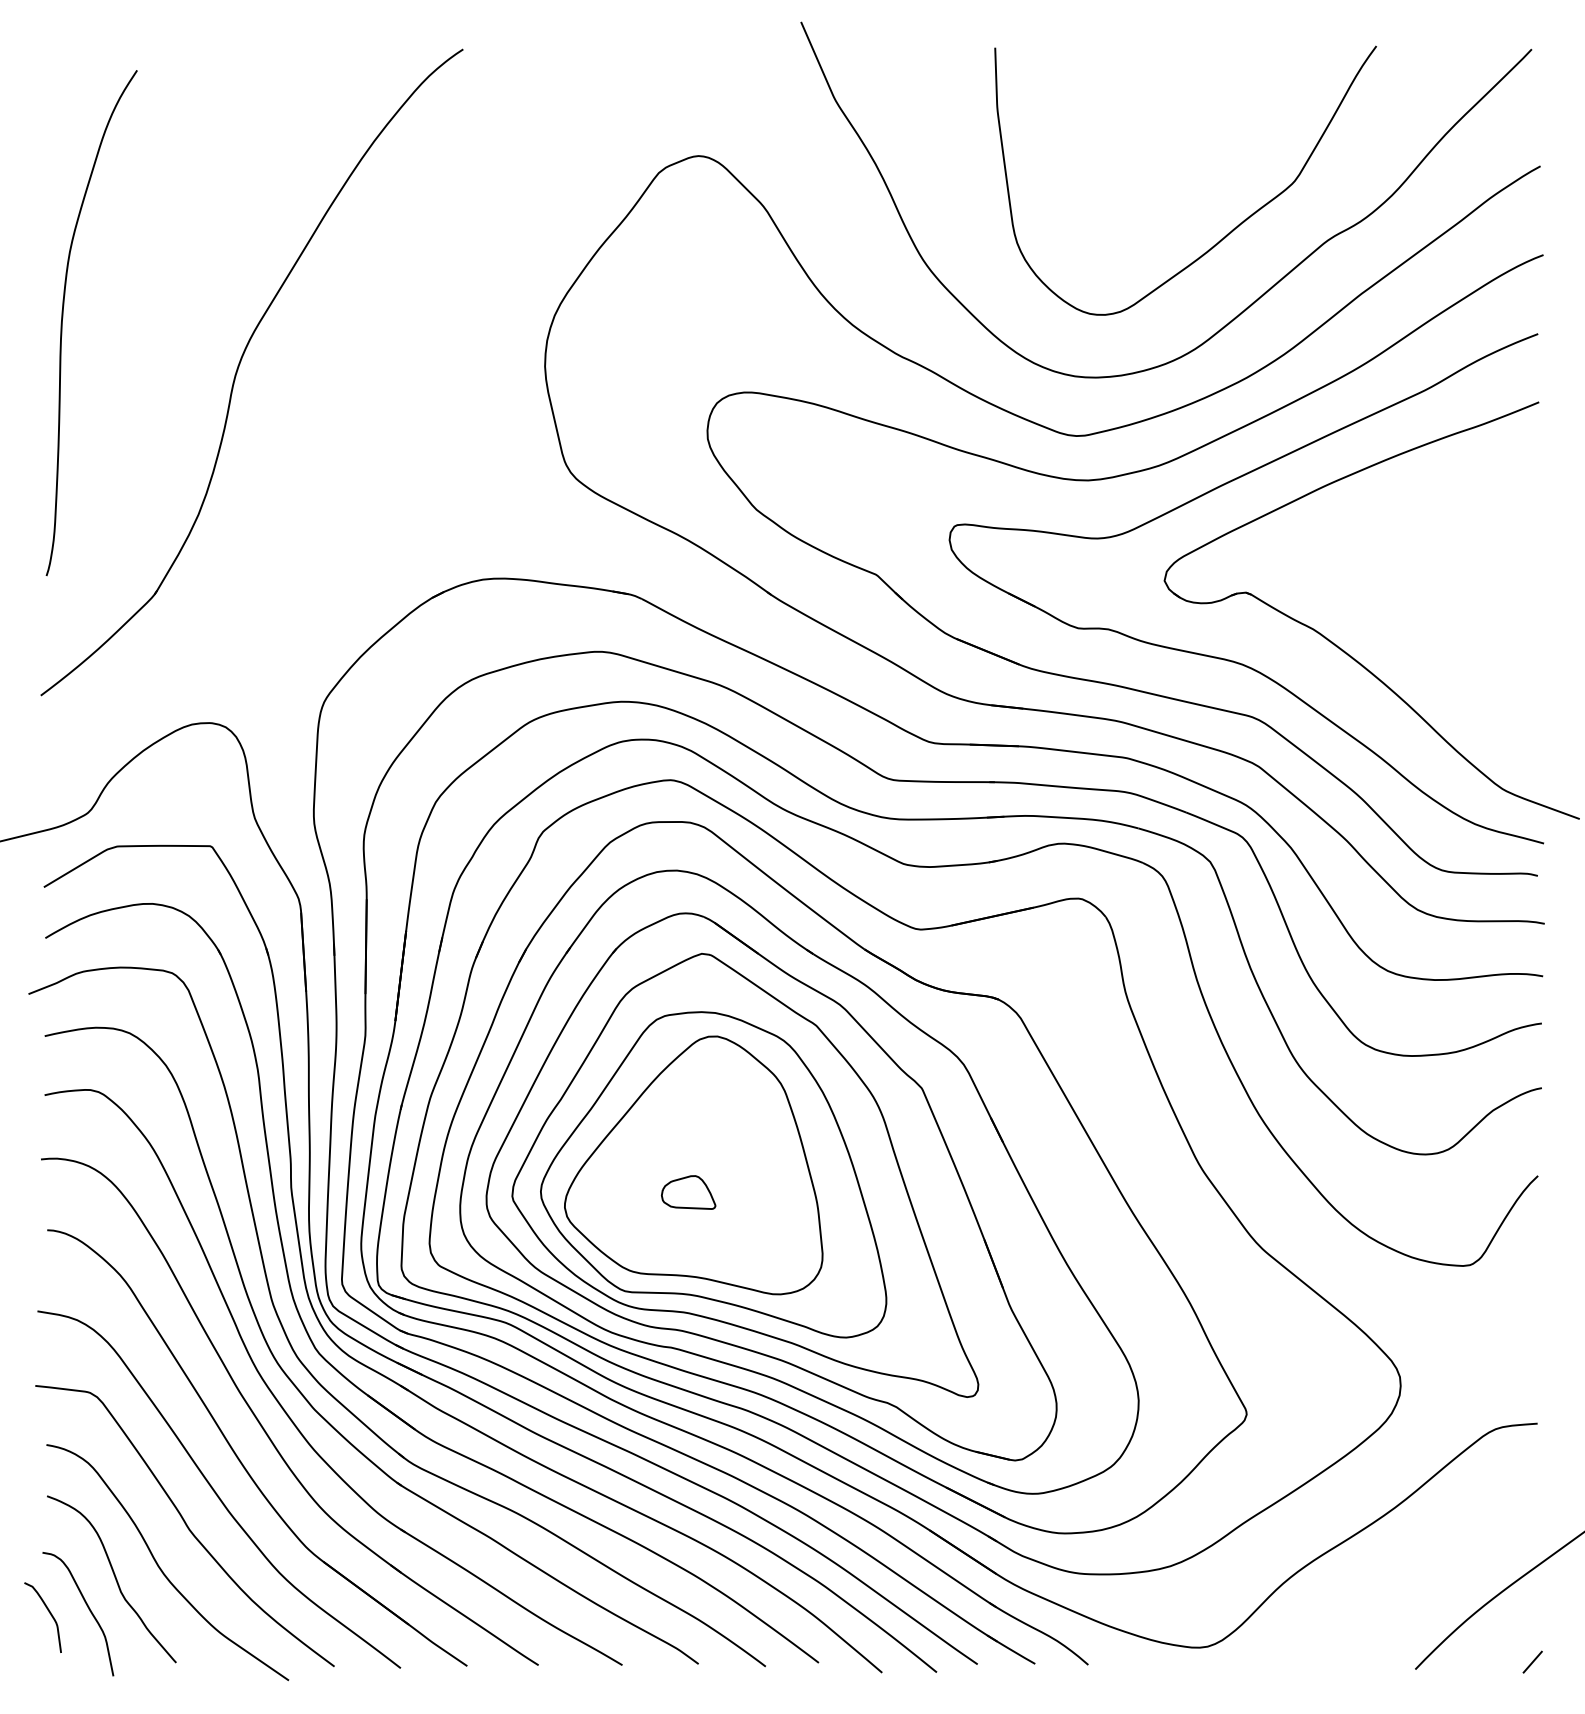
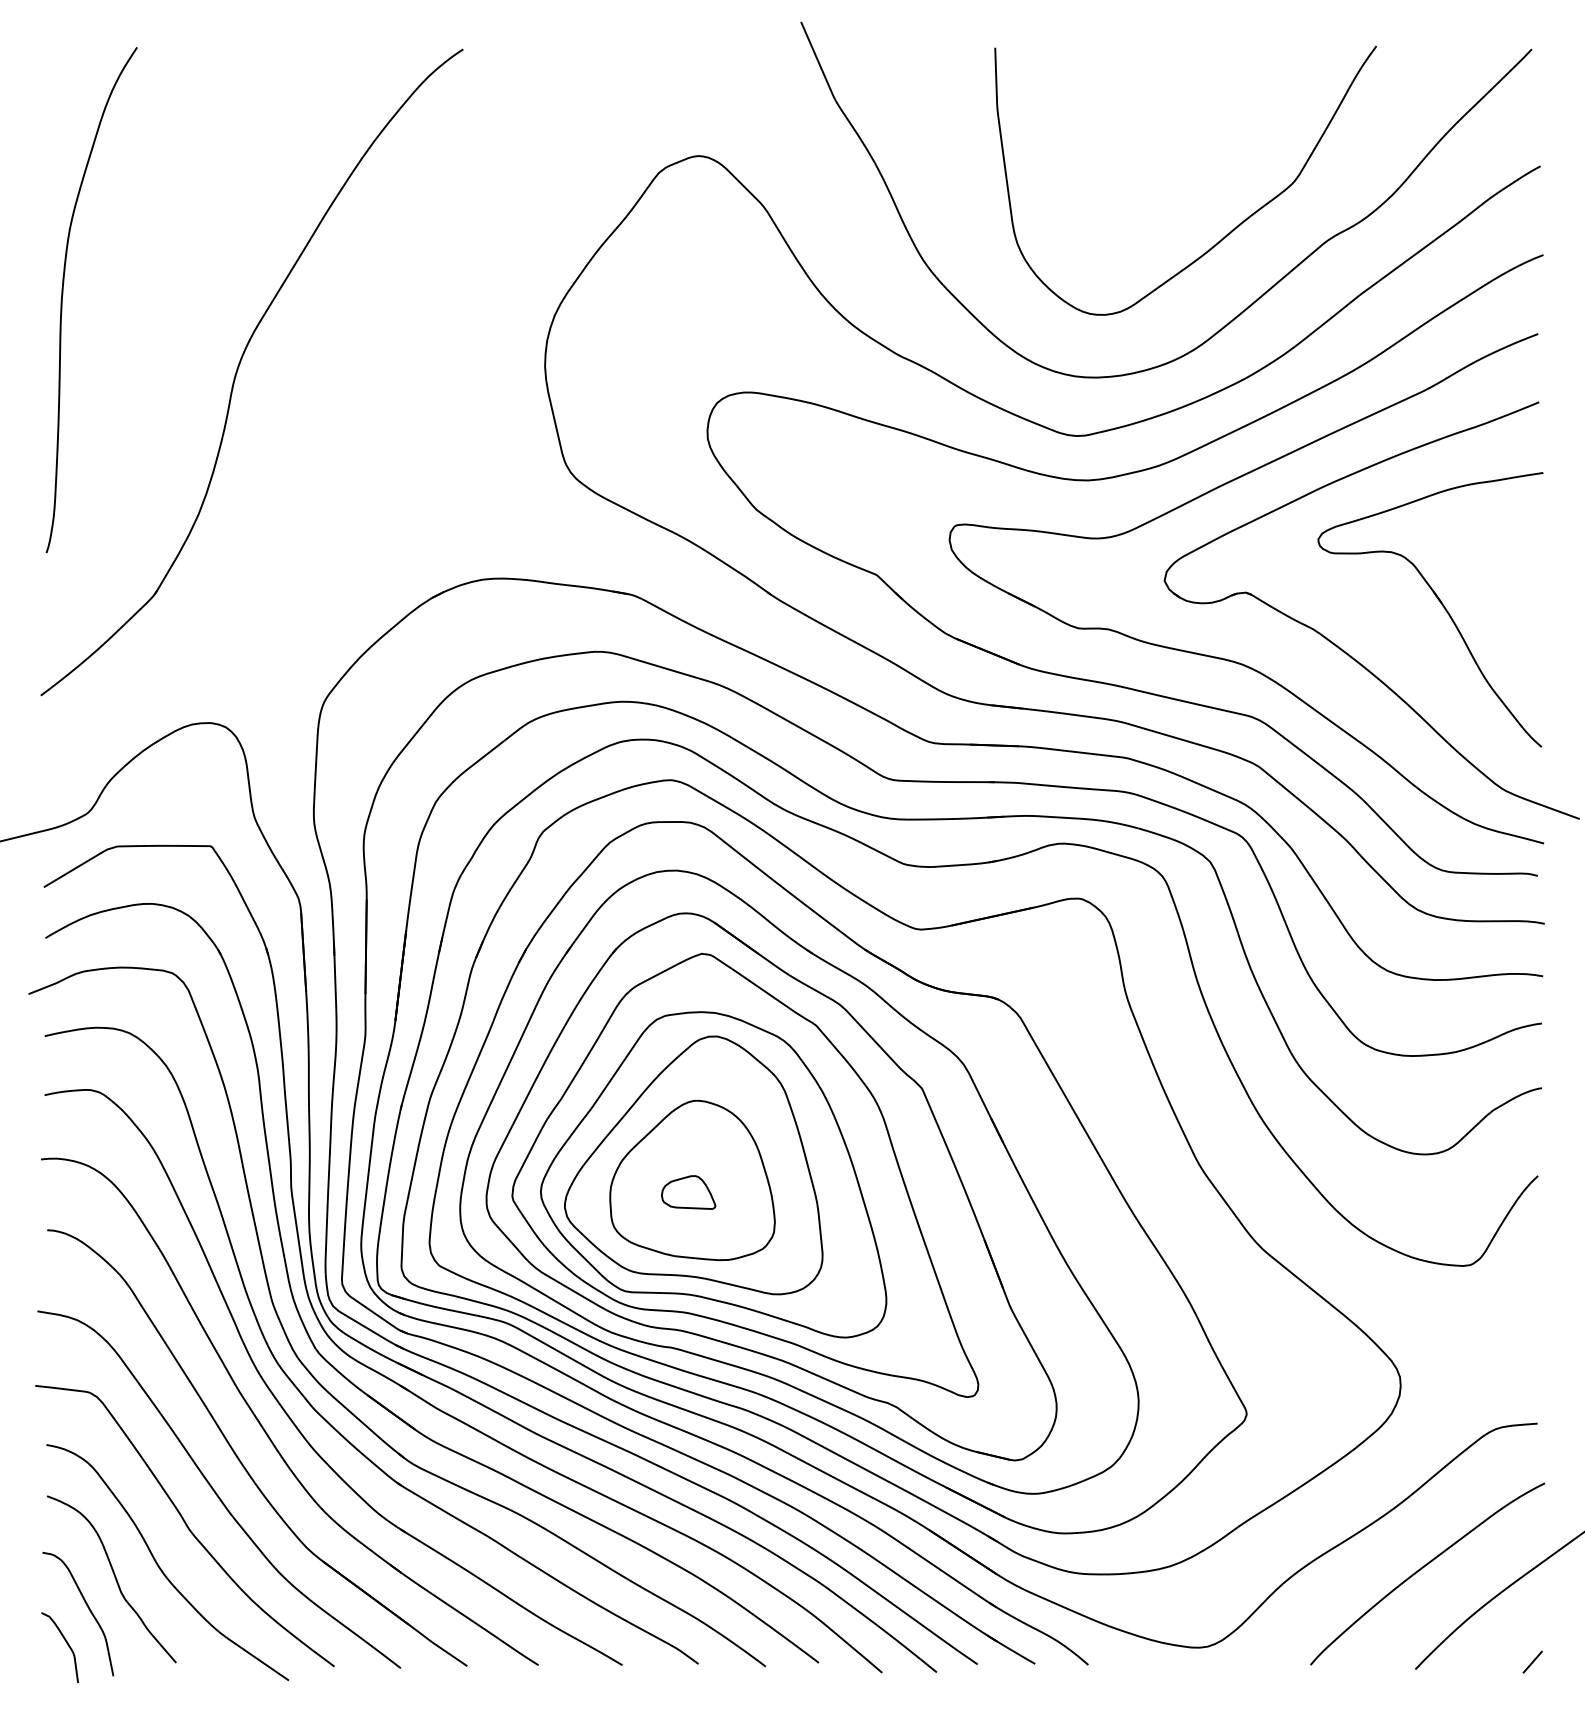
curve position: (63, 318) -> (63, 295) (63, 295)
part: none -> present (1439, 602)
part: none -> present (692, 1180)
curve: none -> present (1423, 1568)
curve position: (49, 1613) -> (66, 1643) (66, 1643)
